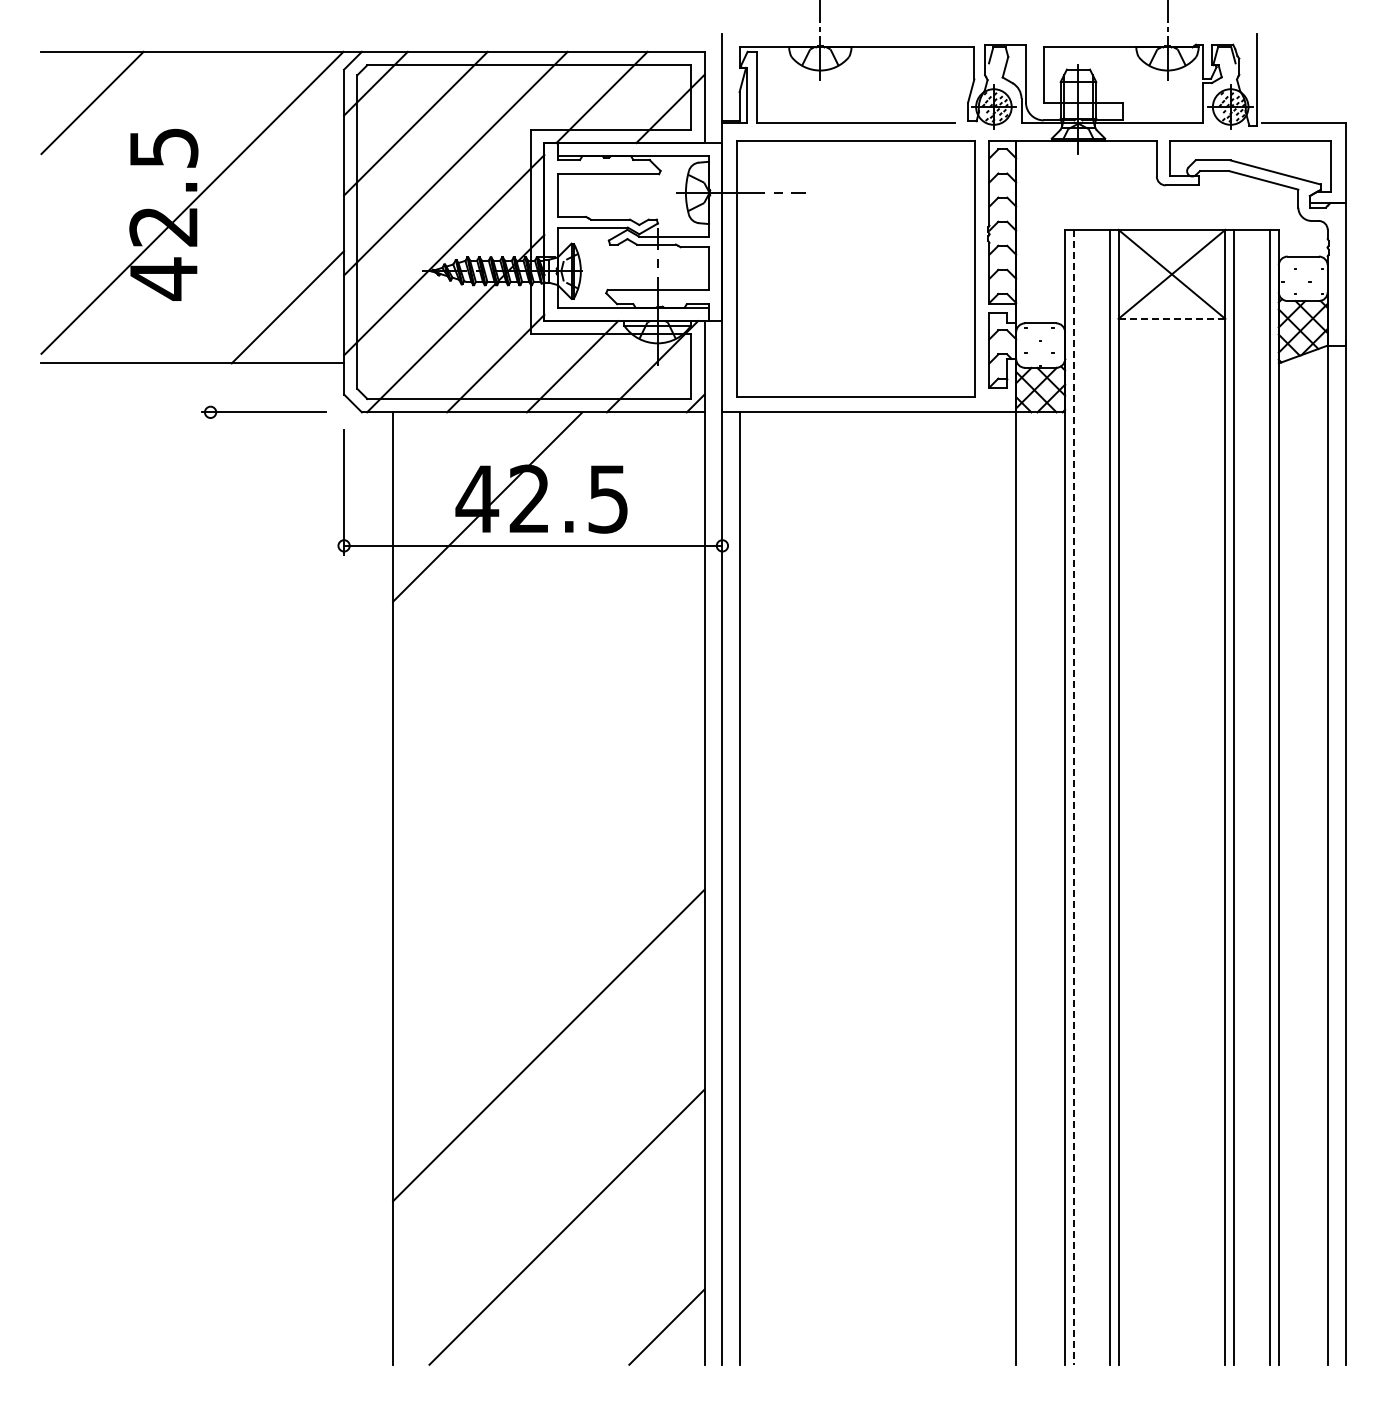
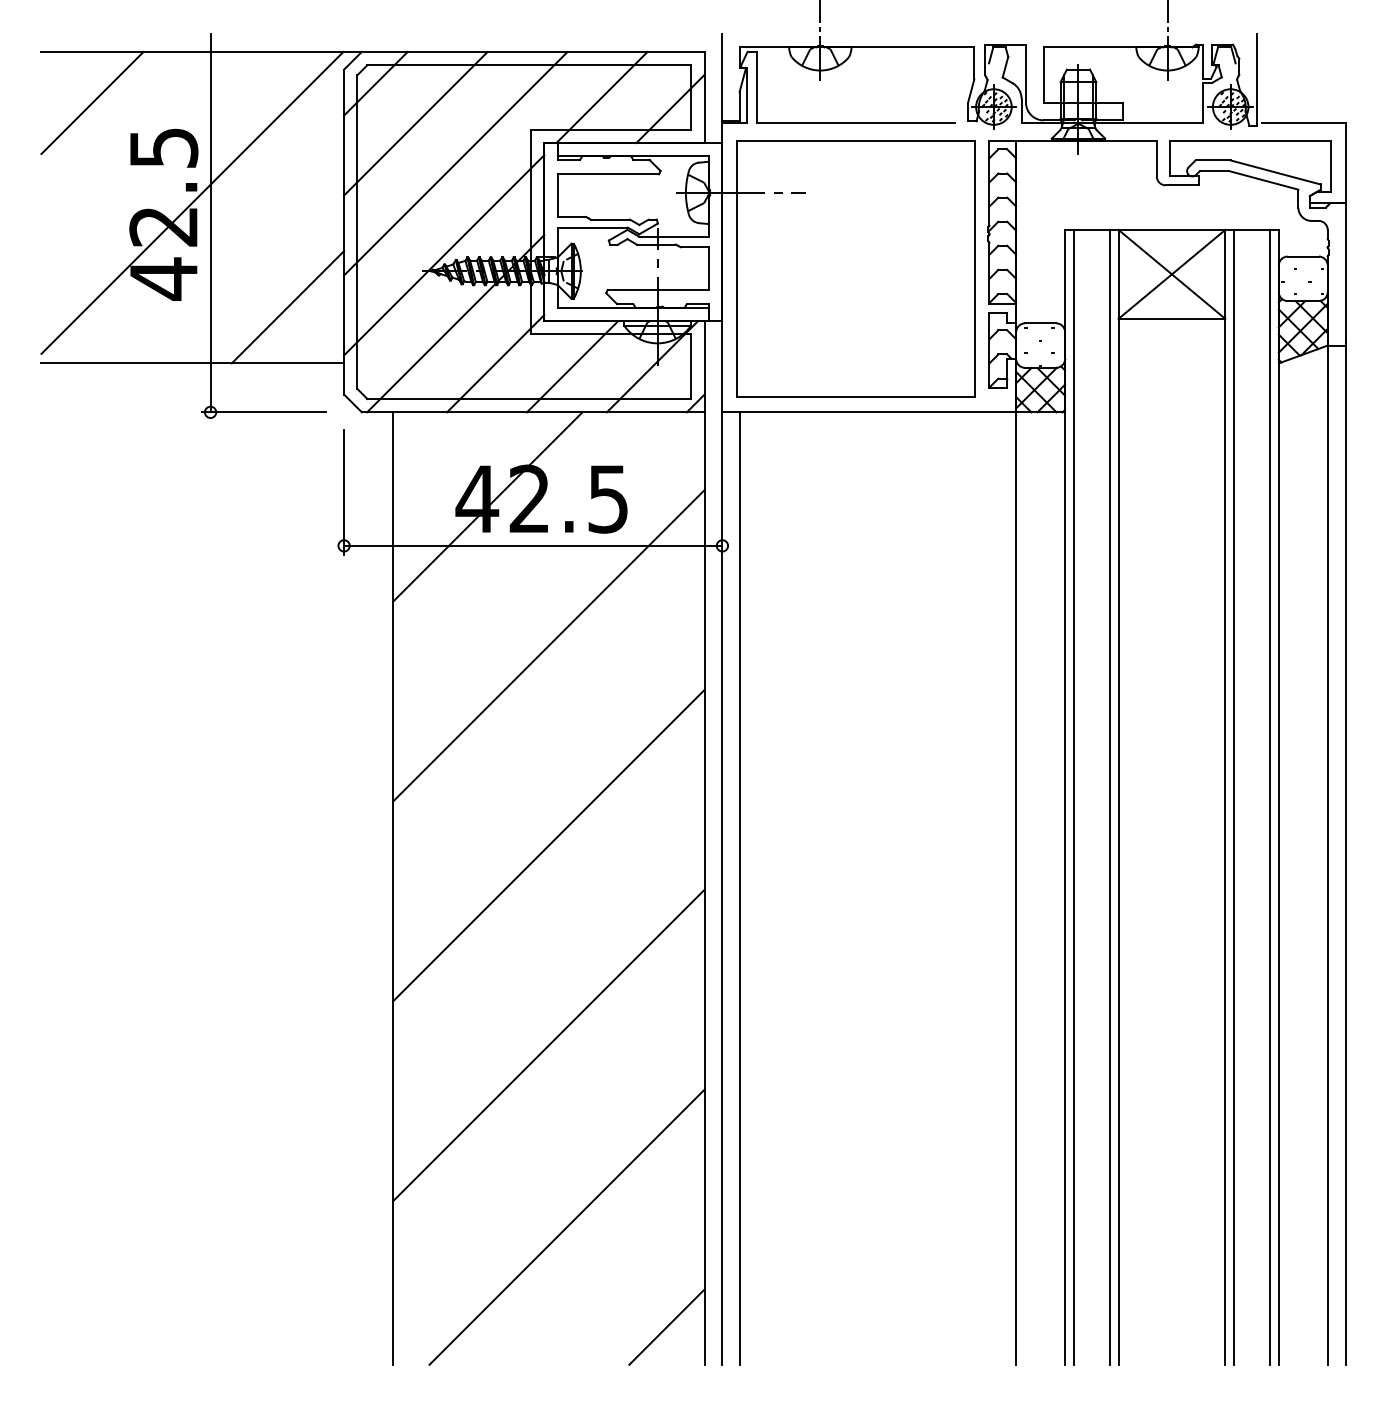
line: none -> present (210, 223)
line: dashed -> solid (1171, 318)
line: none -> present (548, 645)
line: dashed -> solid (1074, 797)
line: none -> present (548, 845)
